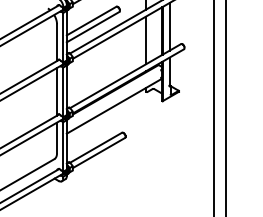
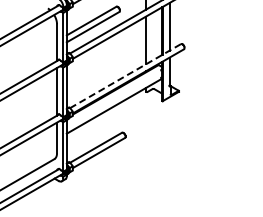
line: solid -> dashed (125, 75)
line: present -> none (213, 107)
line: present -> none (226, 107)
